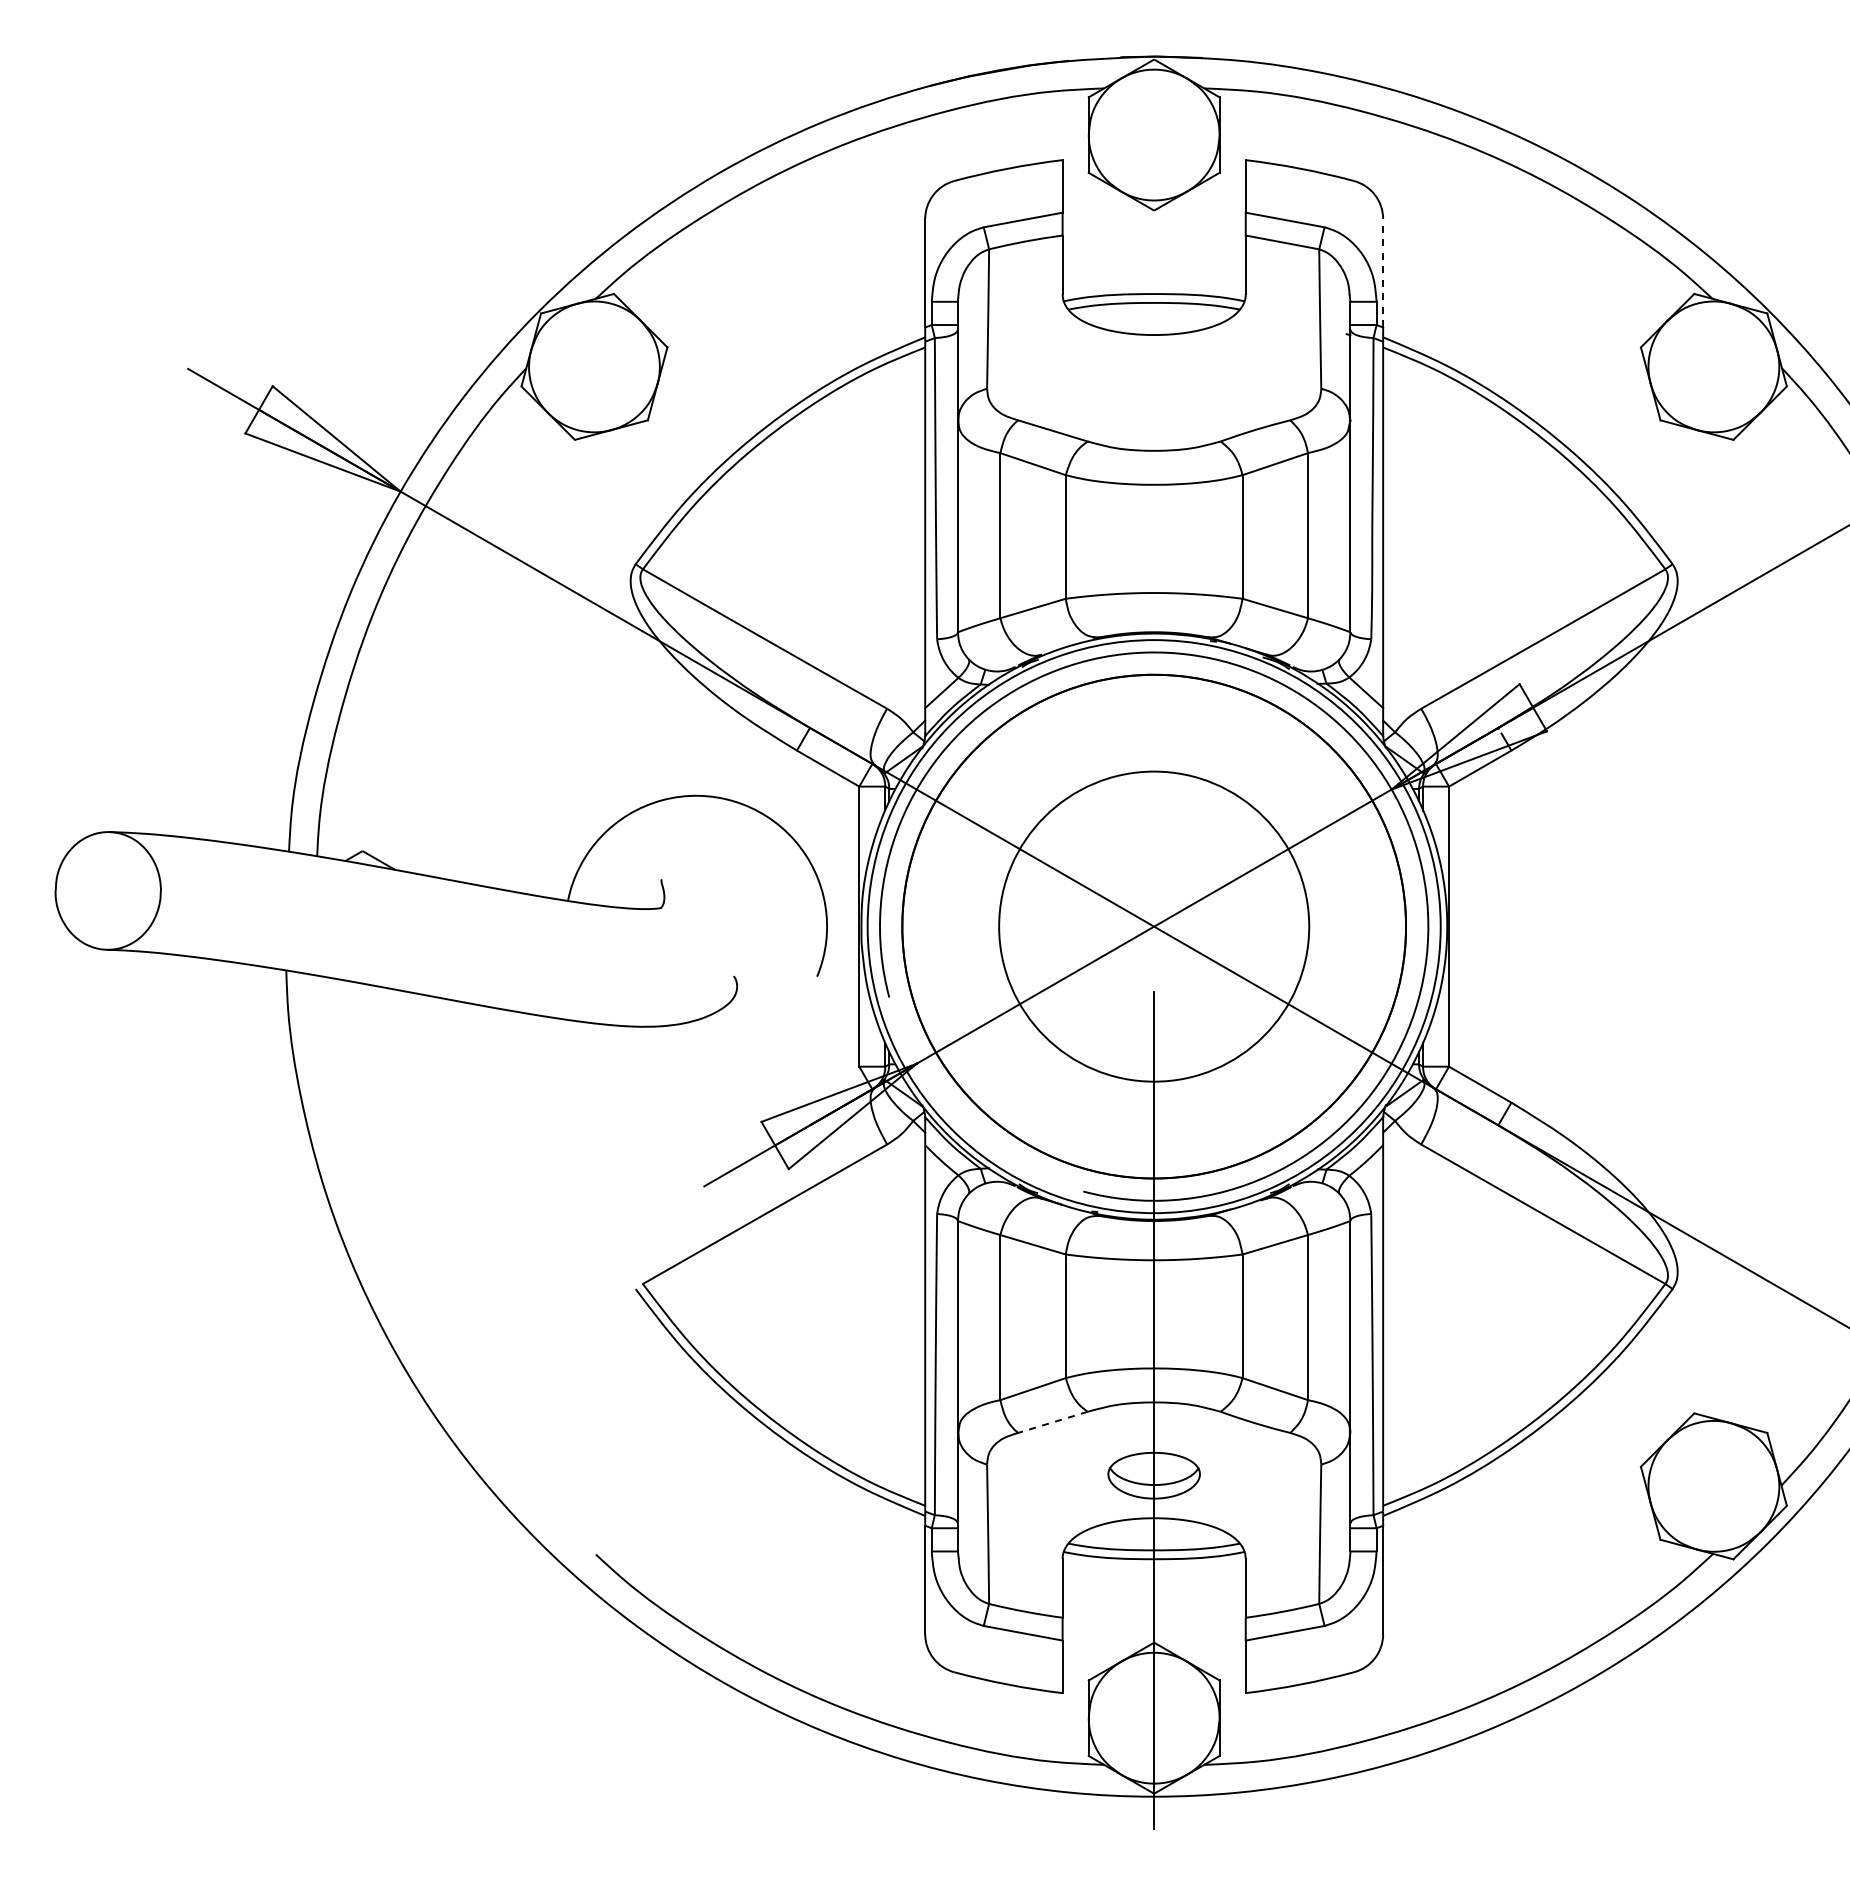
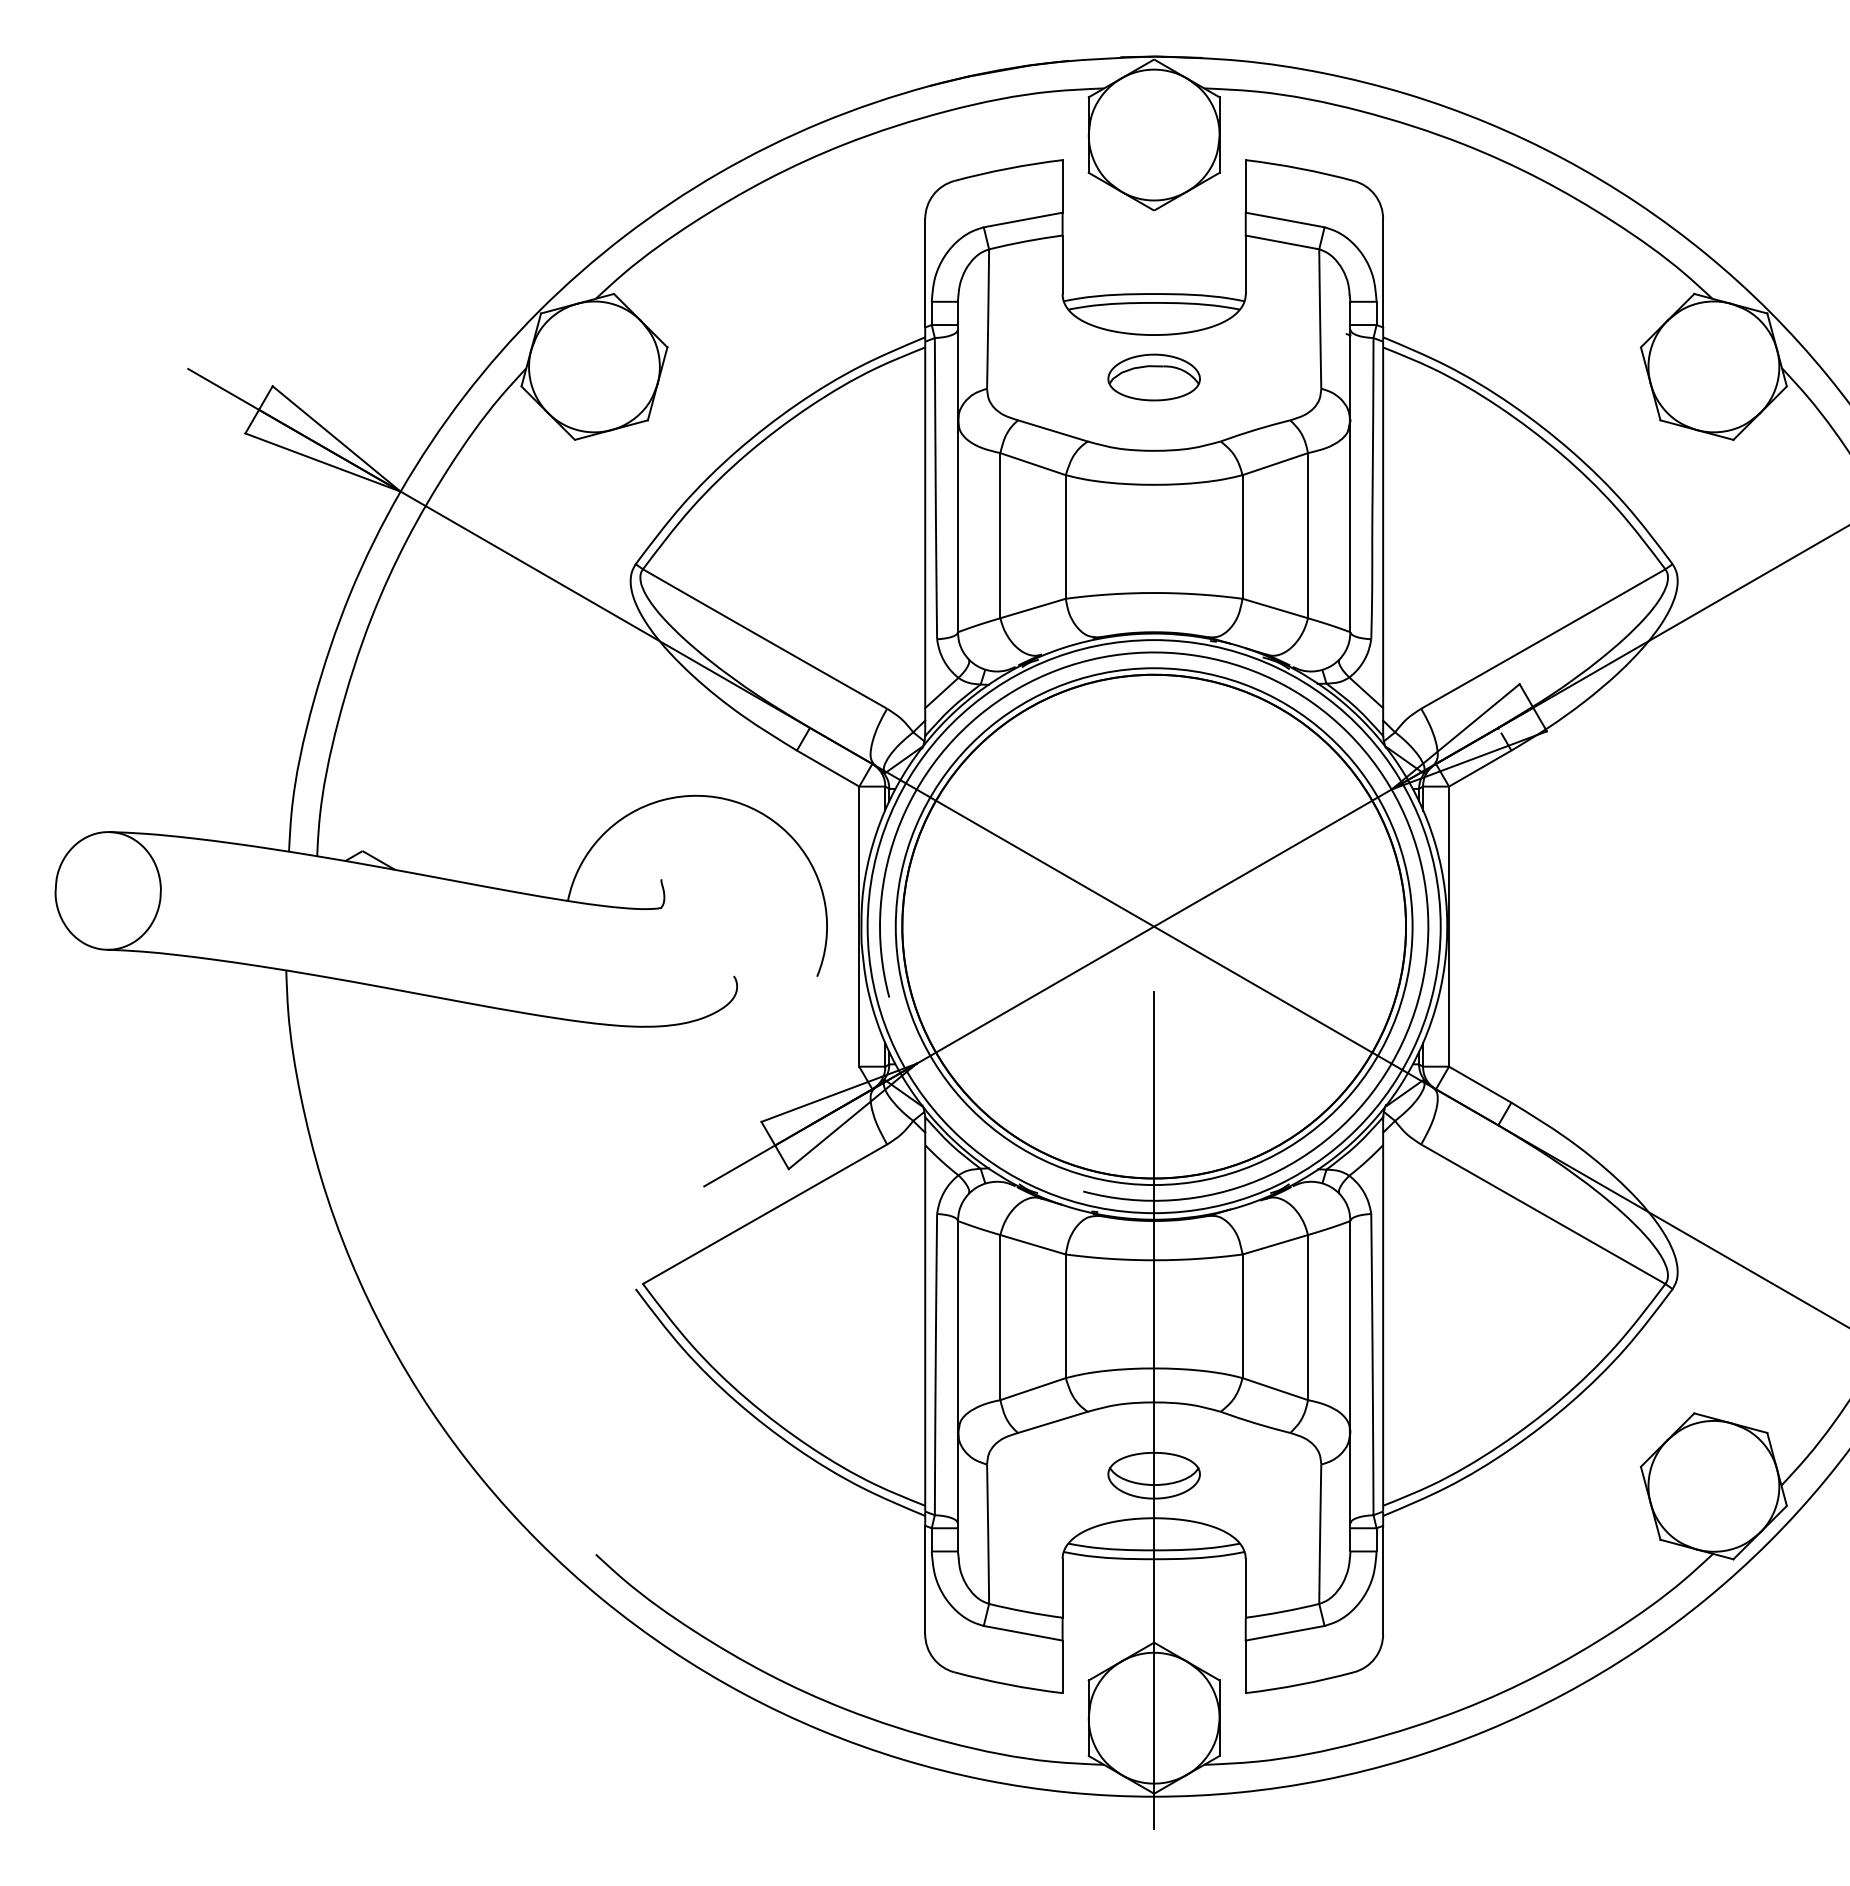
line: dashed -> solid (1383, 272)
part: none -> present (1153, 377)
circle diameter: 310 px -> 517 px (1153, 926)
line: dashed -> solid (1052, 1422)
